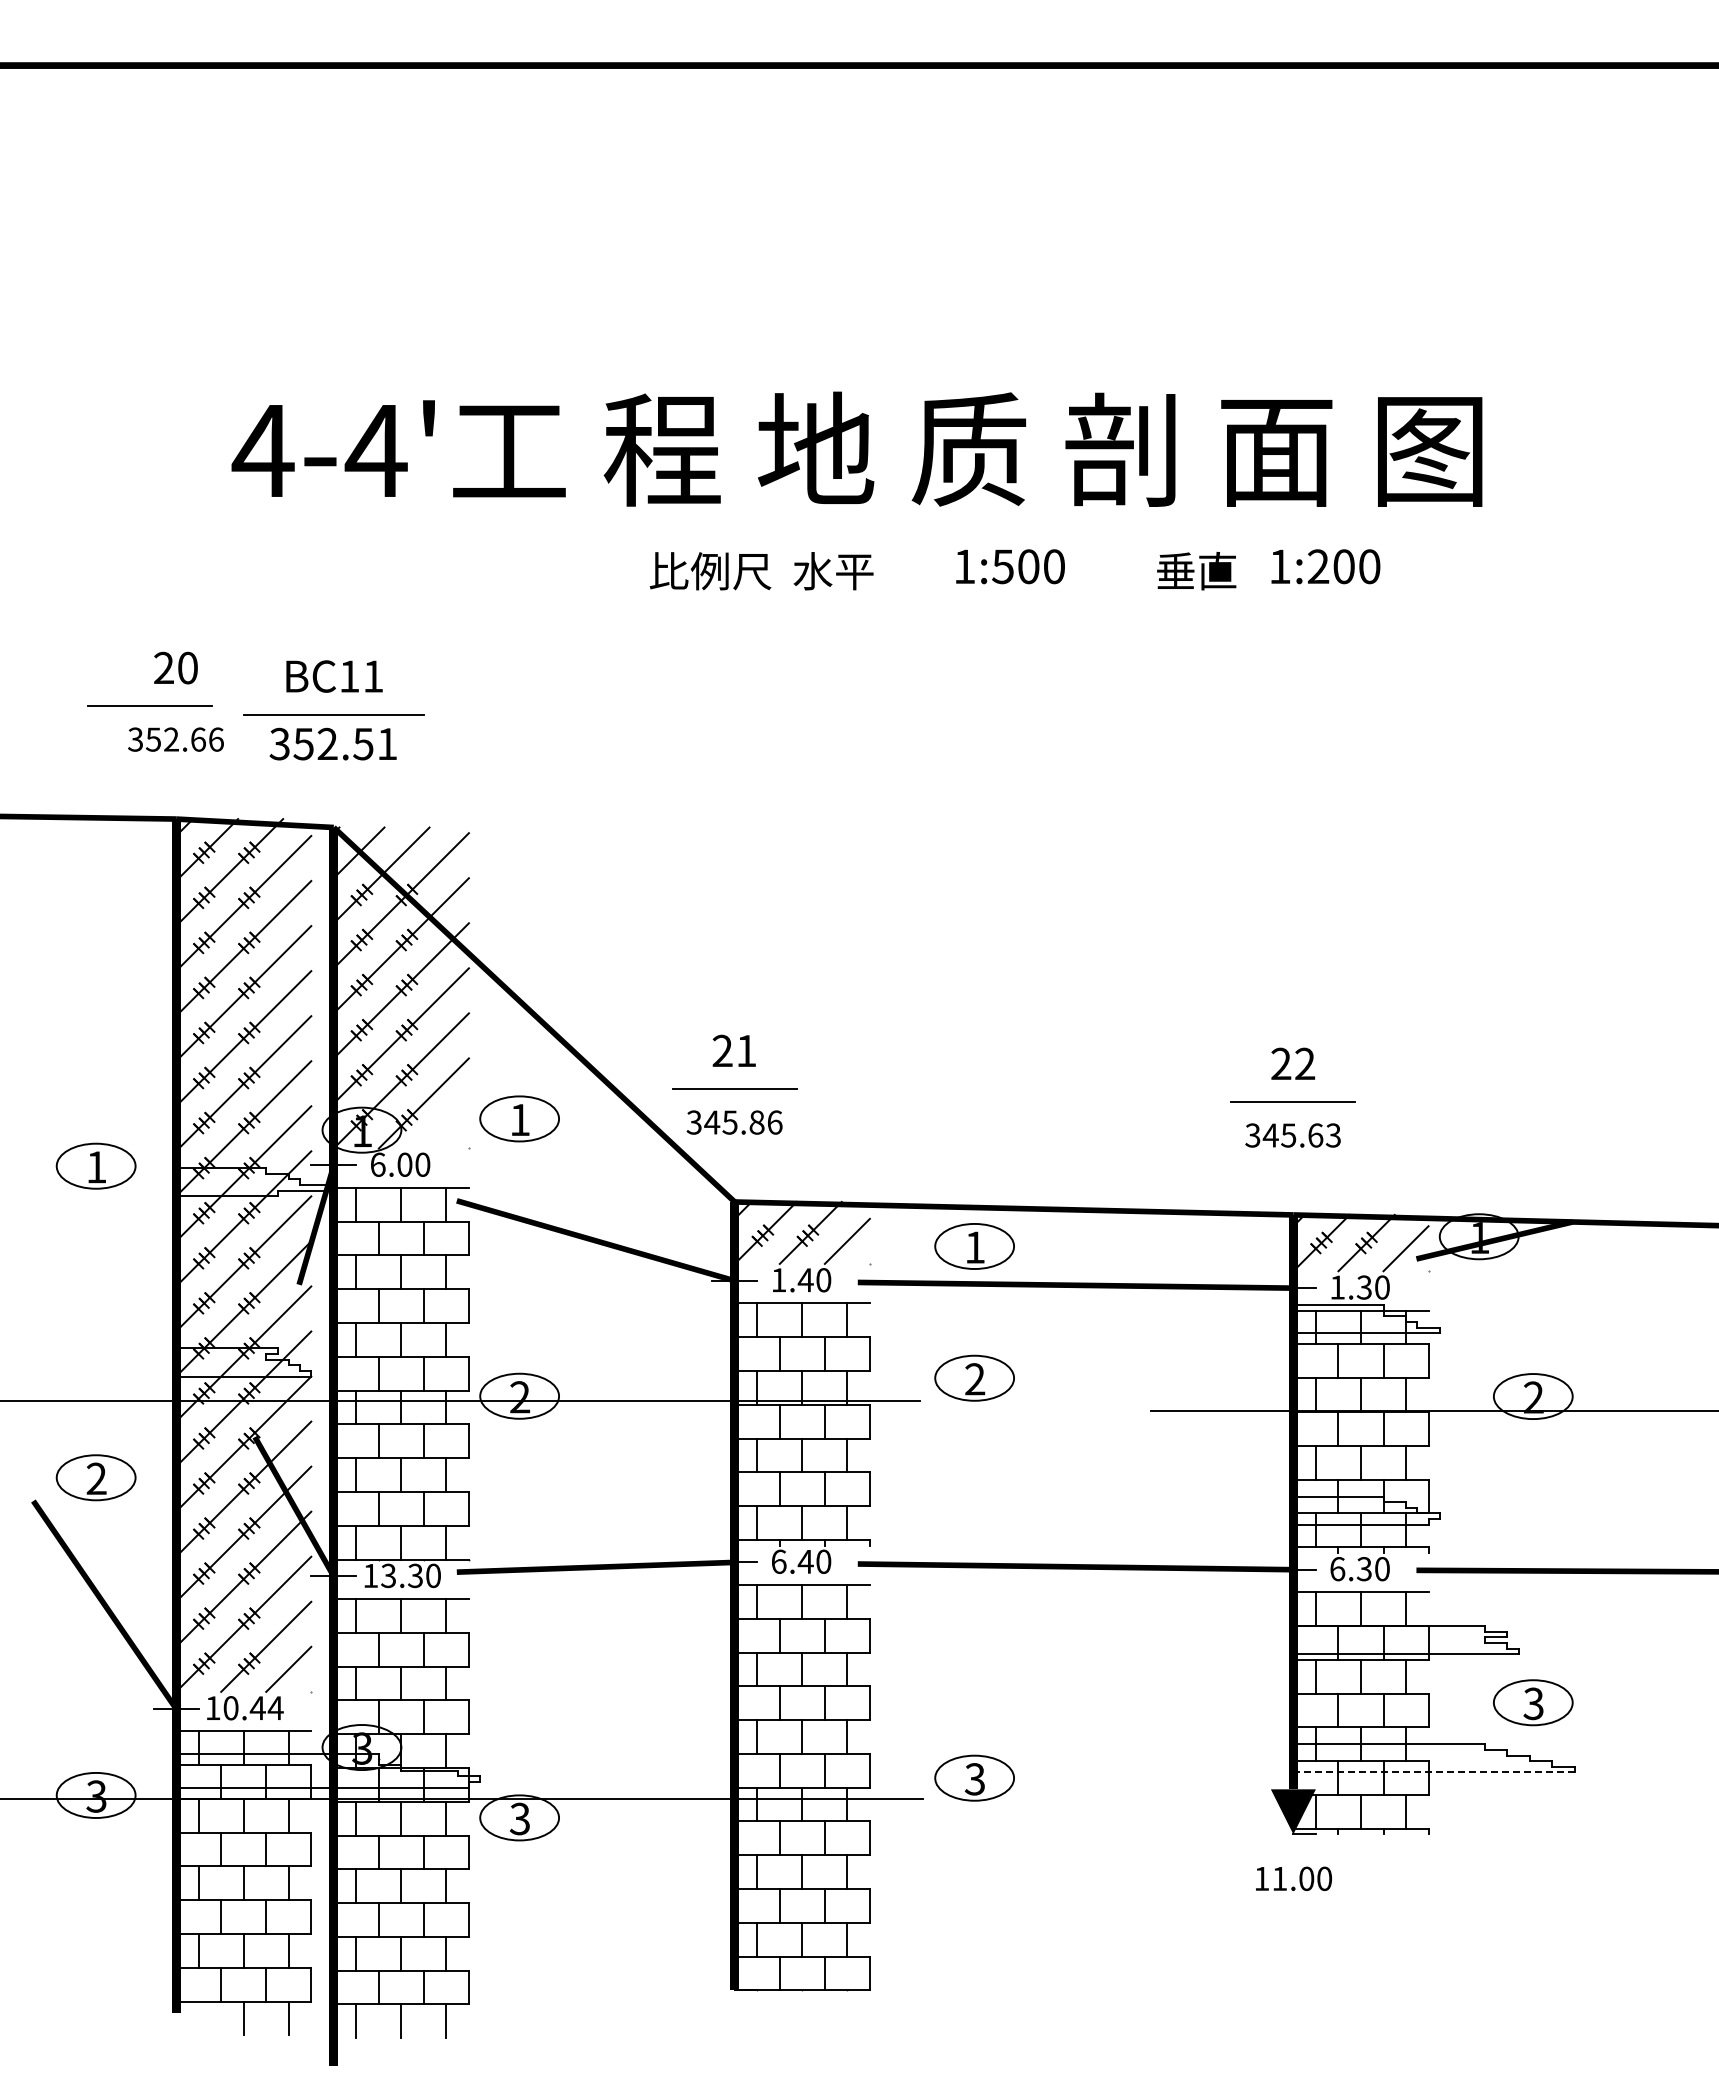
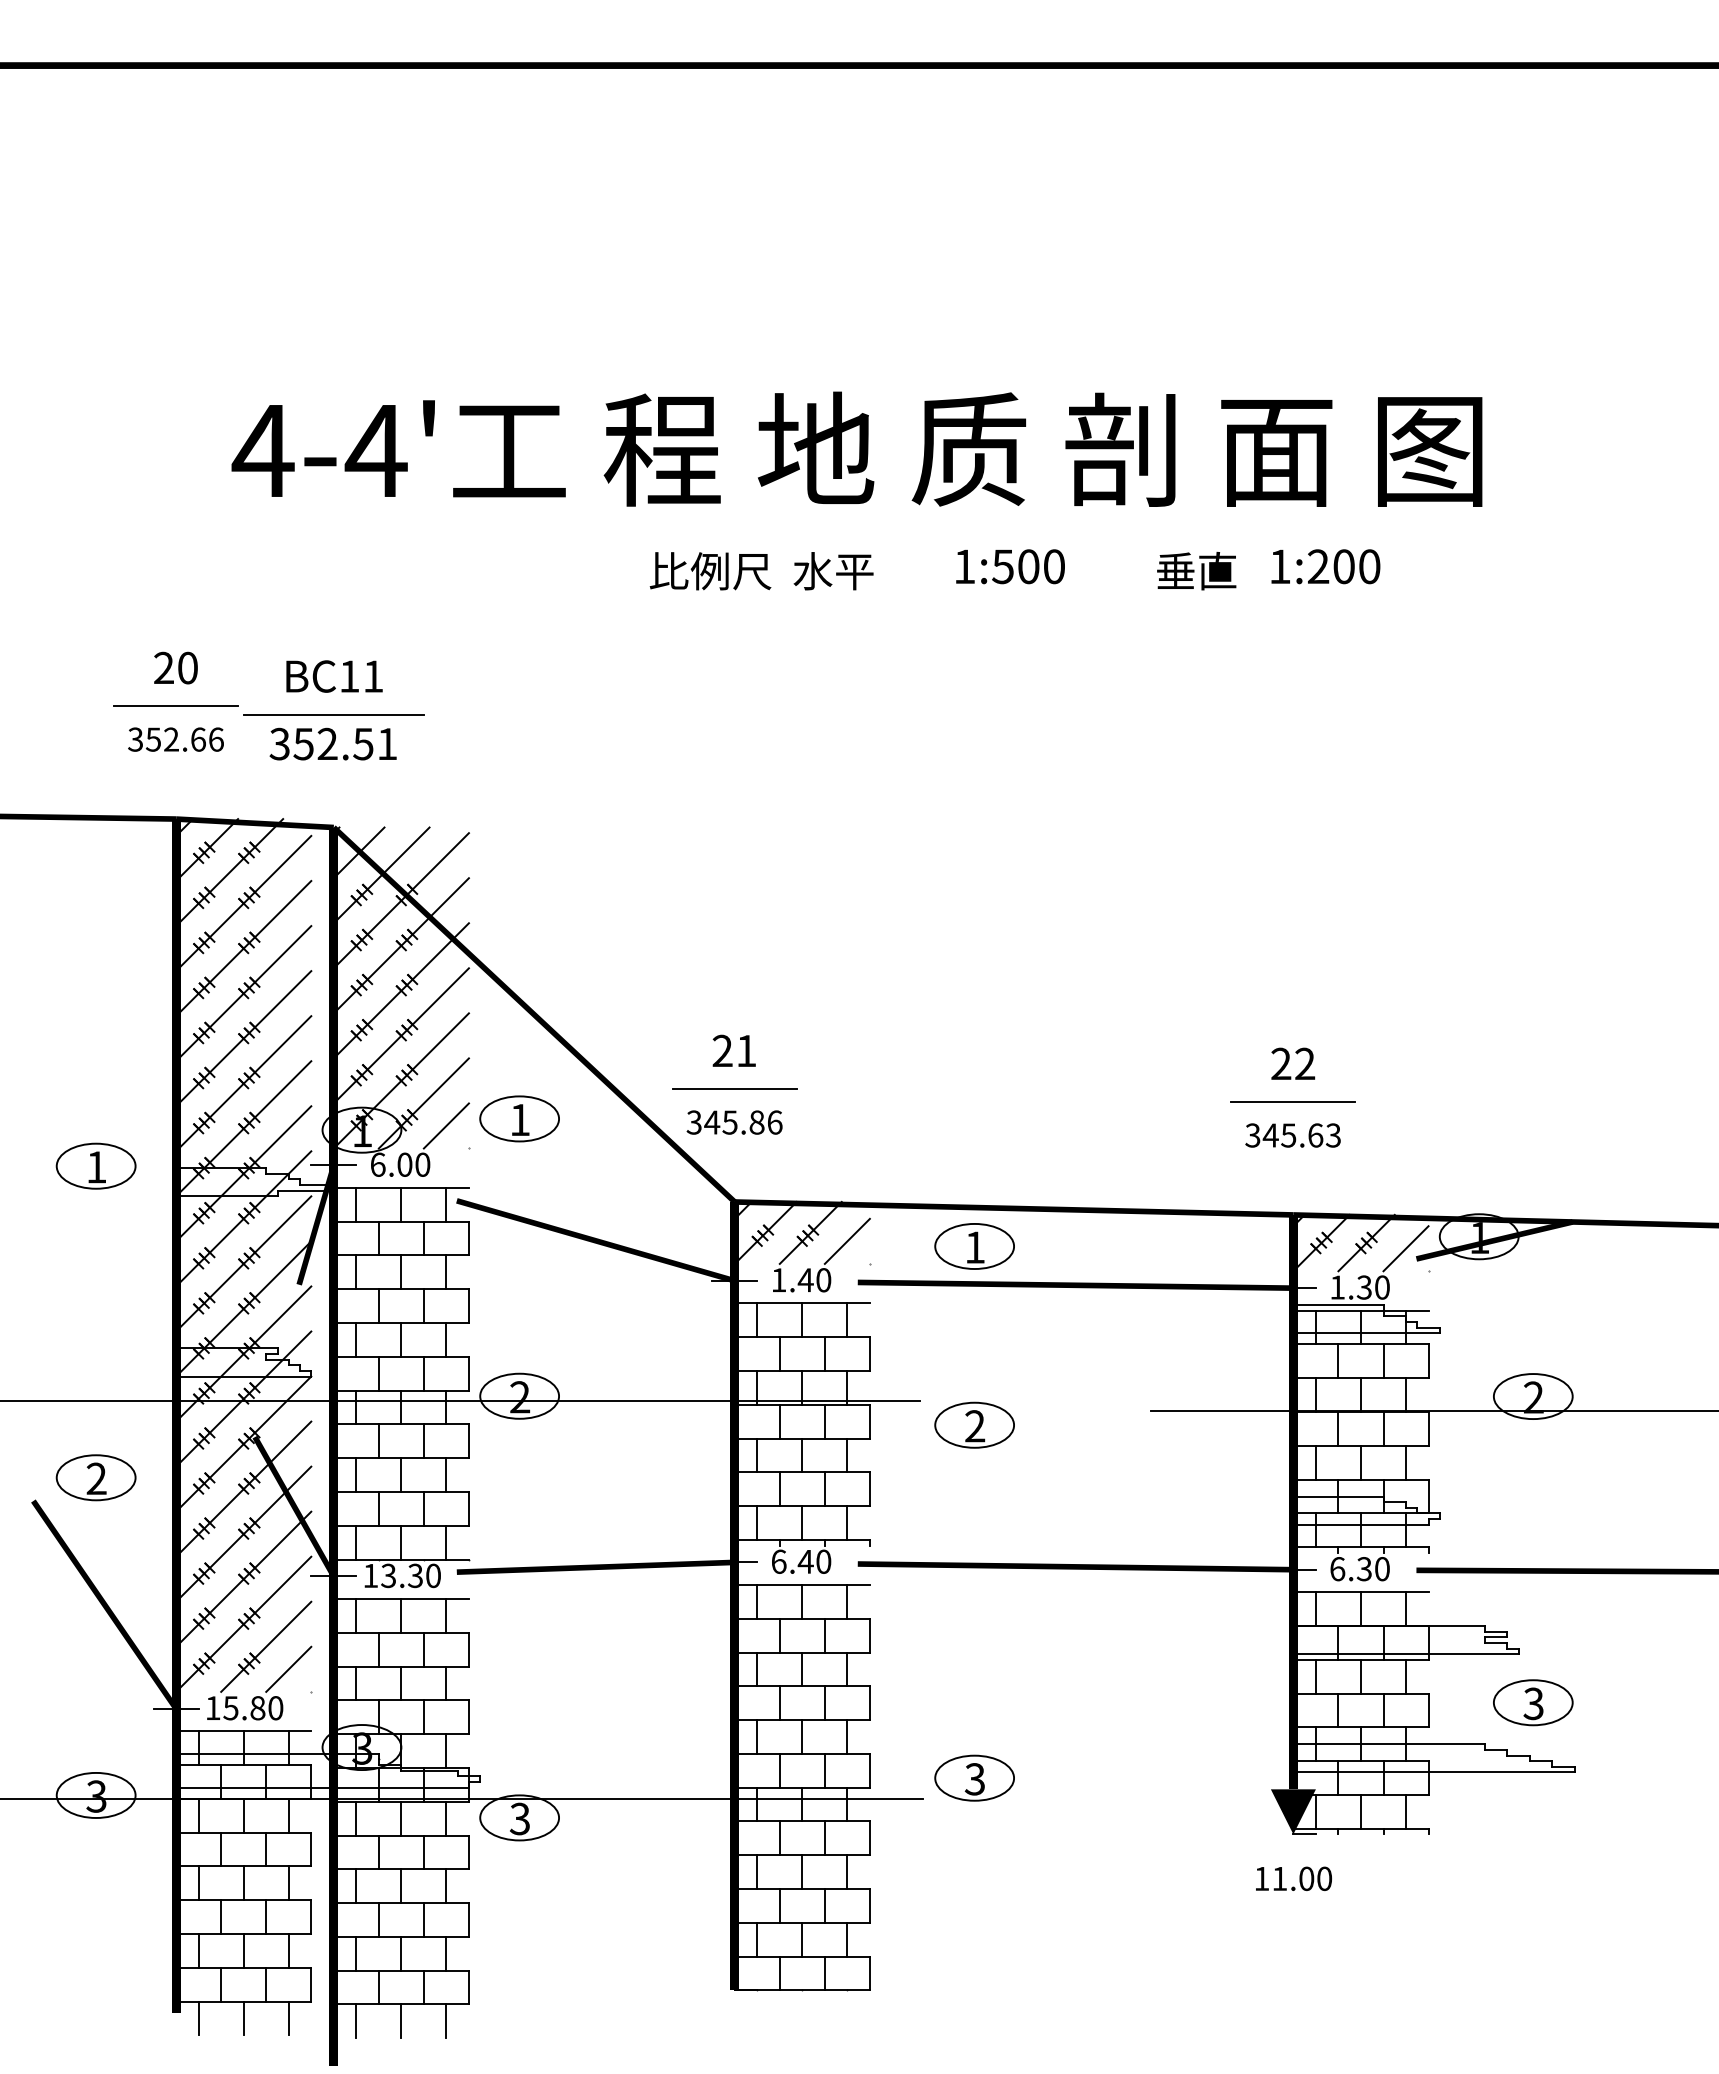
line position: (149, 705) -> (175, 705) (175, 705)
line: none -> present (445, 1125)
part position: (974, 1377) -> (974, 1424) (974, 1424)
text: 10.44 -> 15.80 (253, 1708)
line: dashed -> solid (1434, 1772)
line: none -> present (198, 2018)
